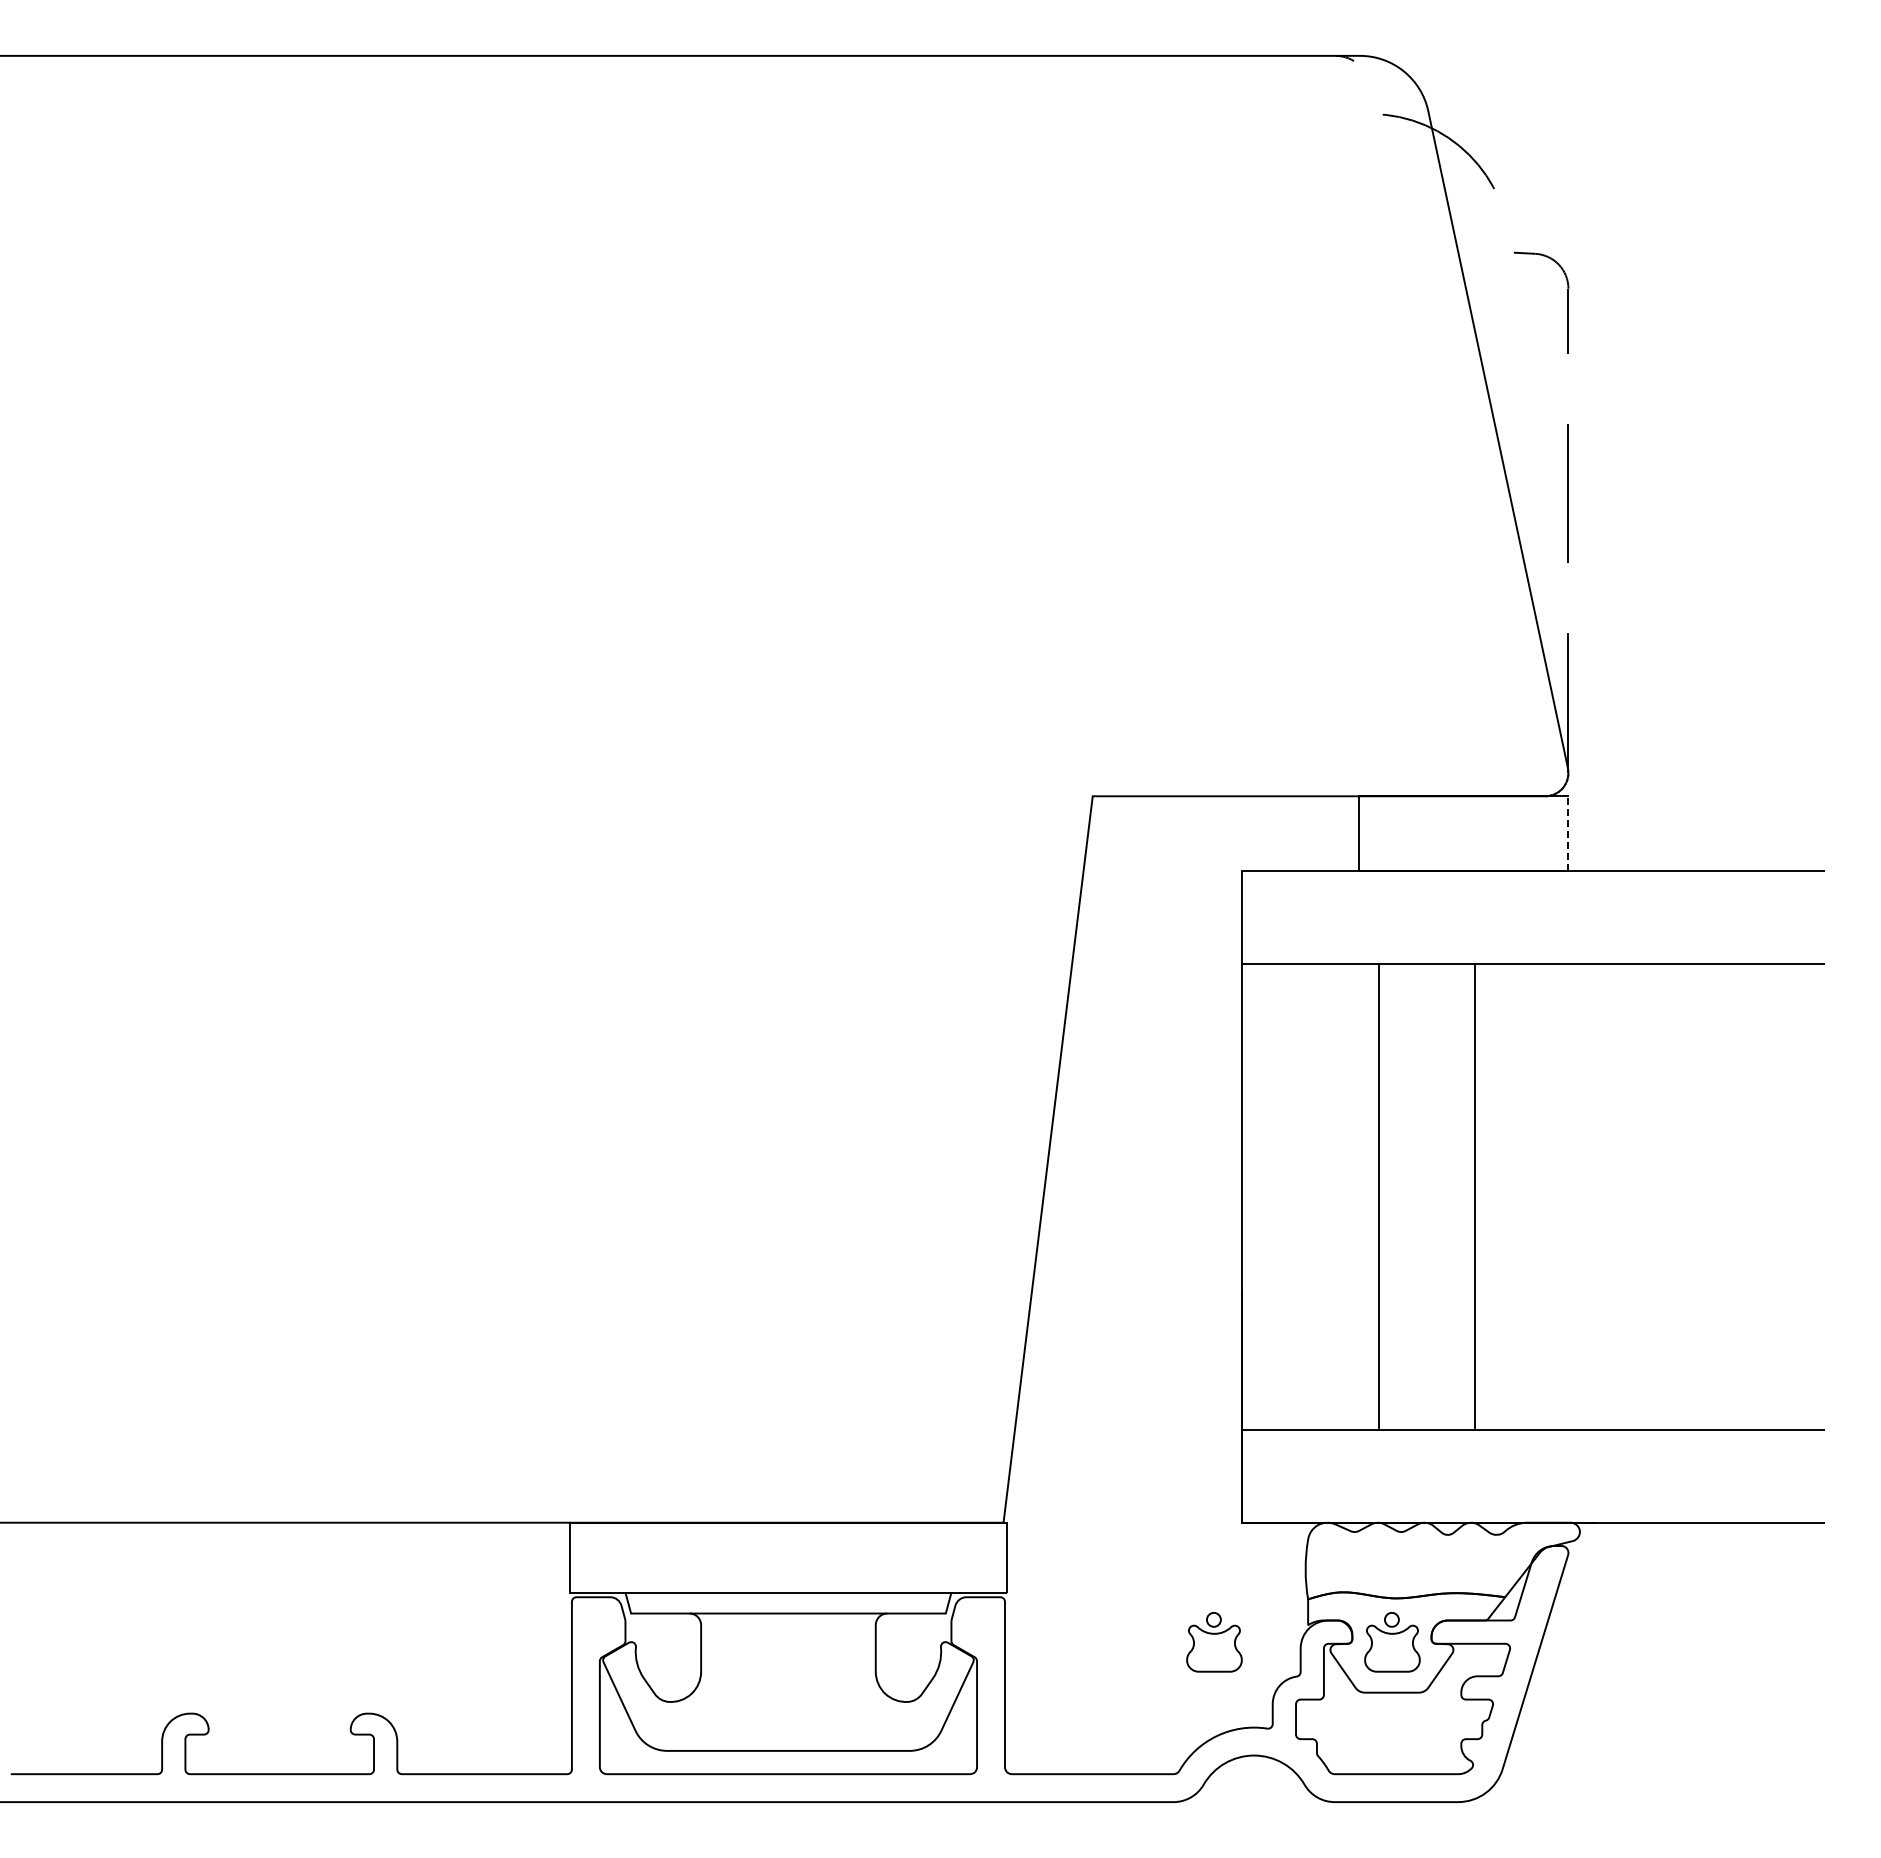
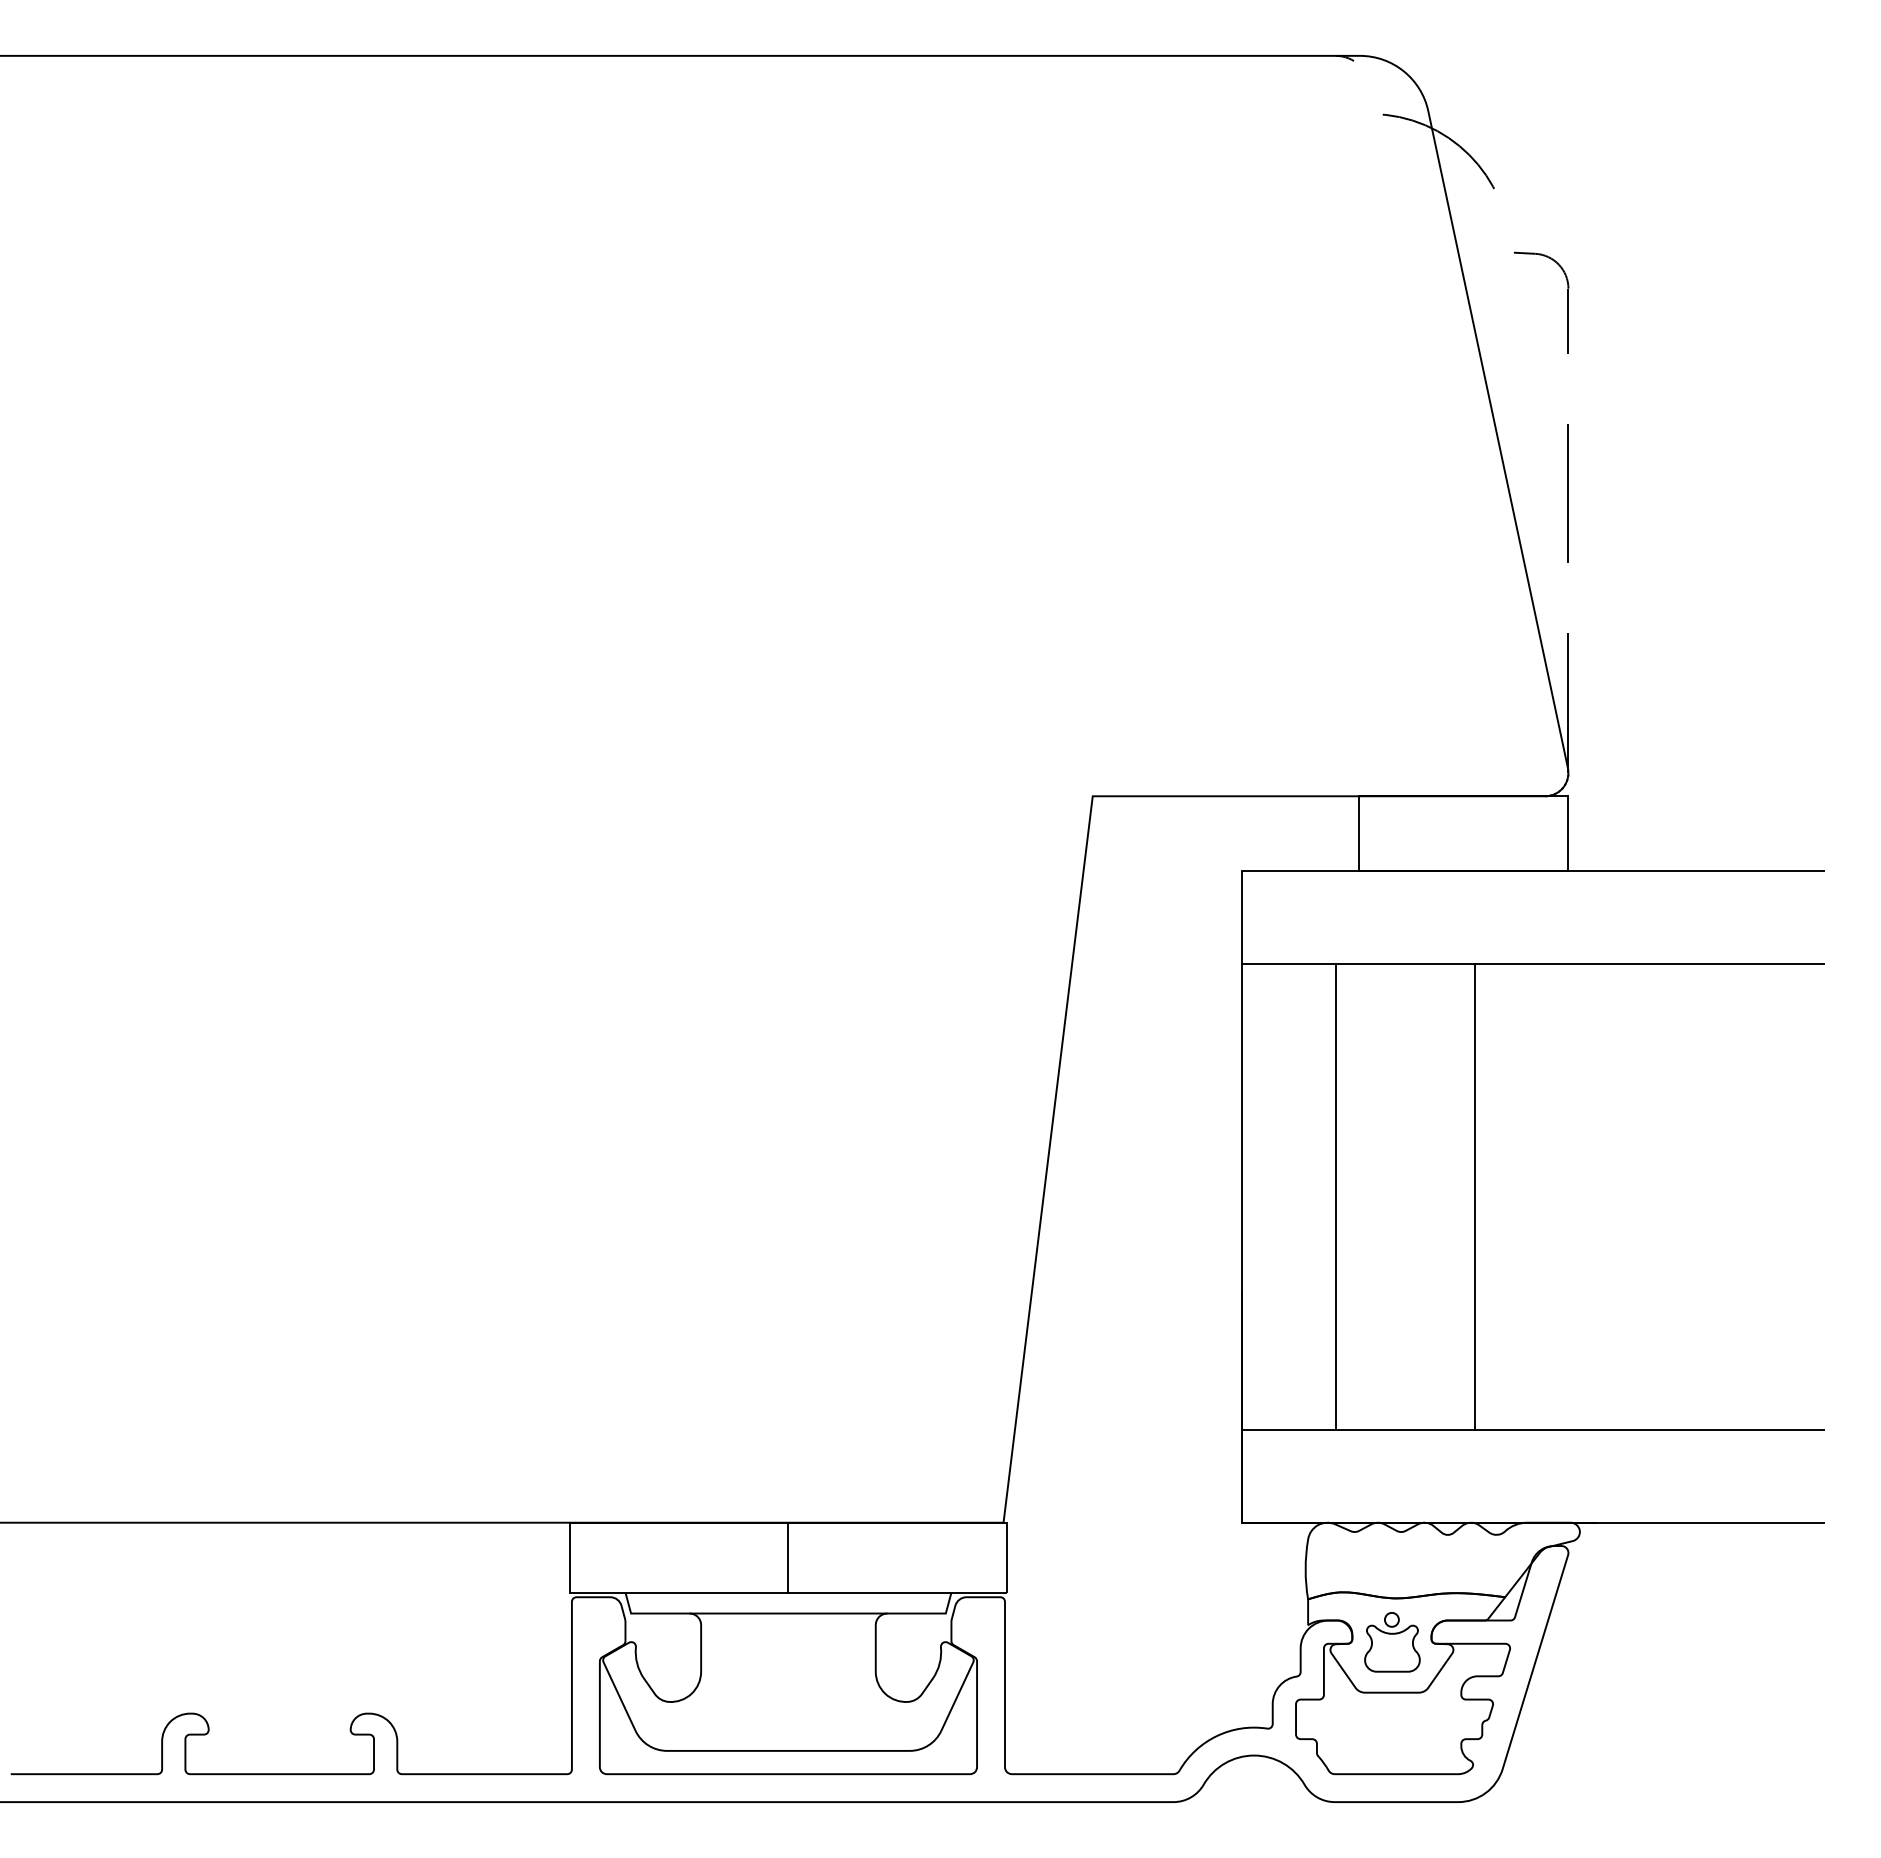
line: dashed -> solid (1568, 833)
line position: (1378, 1196) -> (1335, 1196) (1335, 1196)
line: none -> present (788, 1557)
part: present -> none (1214, 1642)
